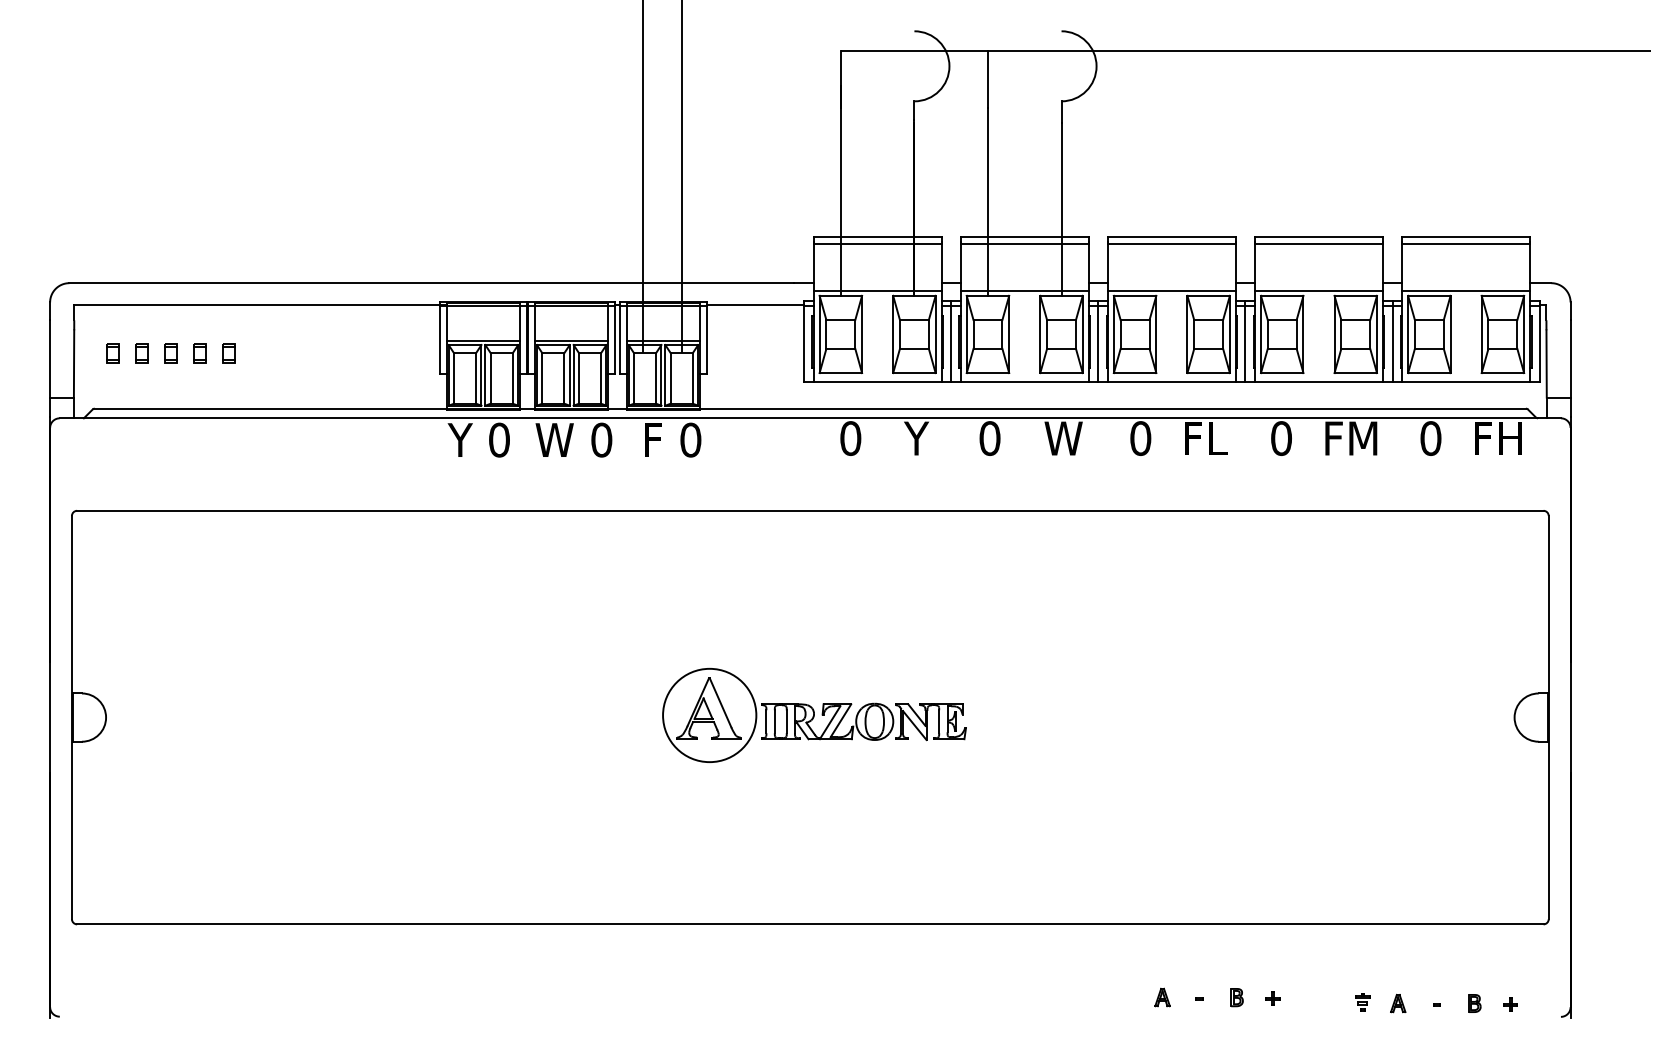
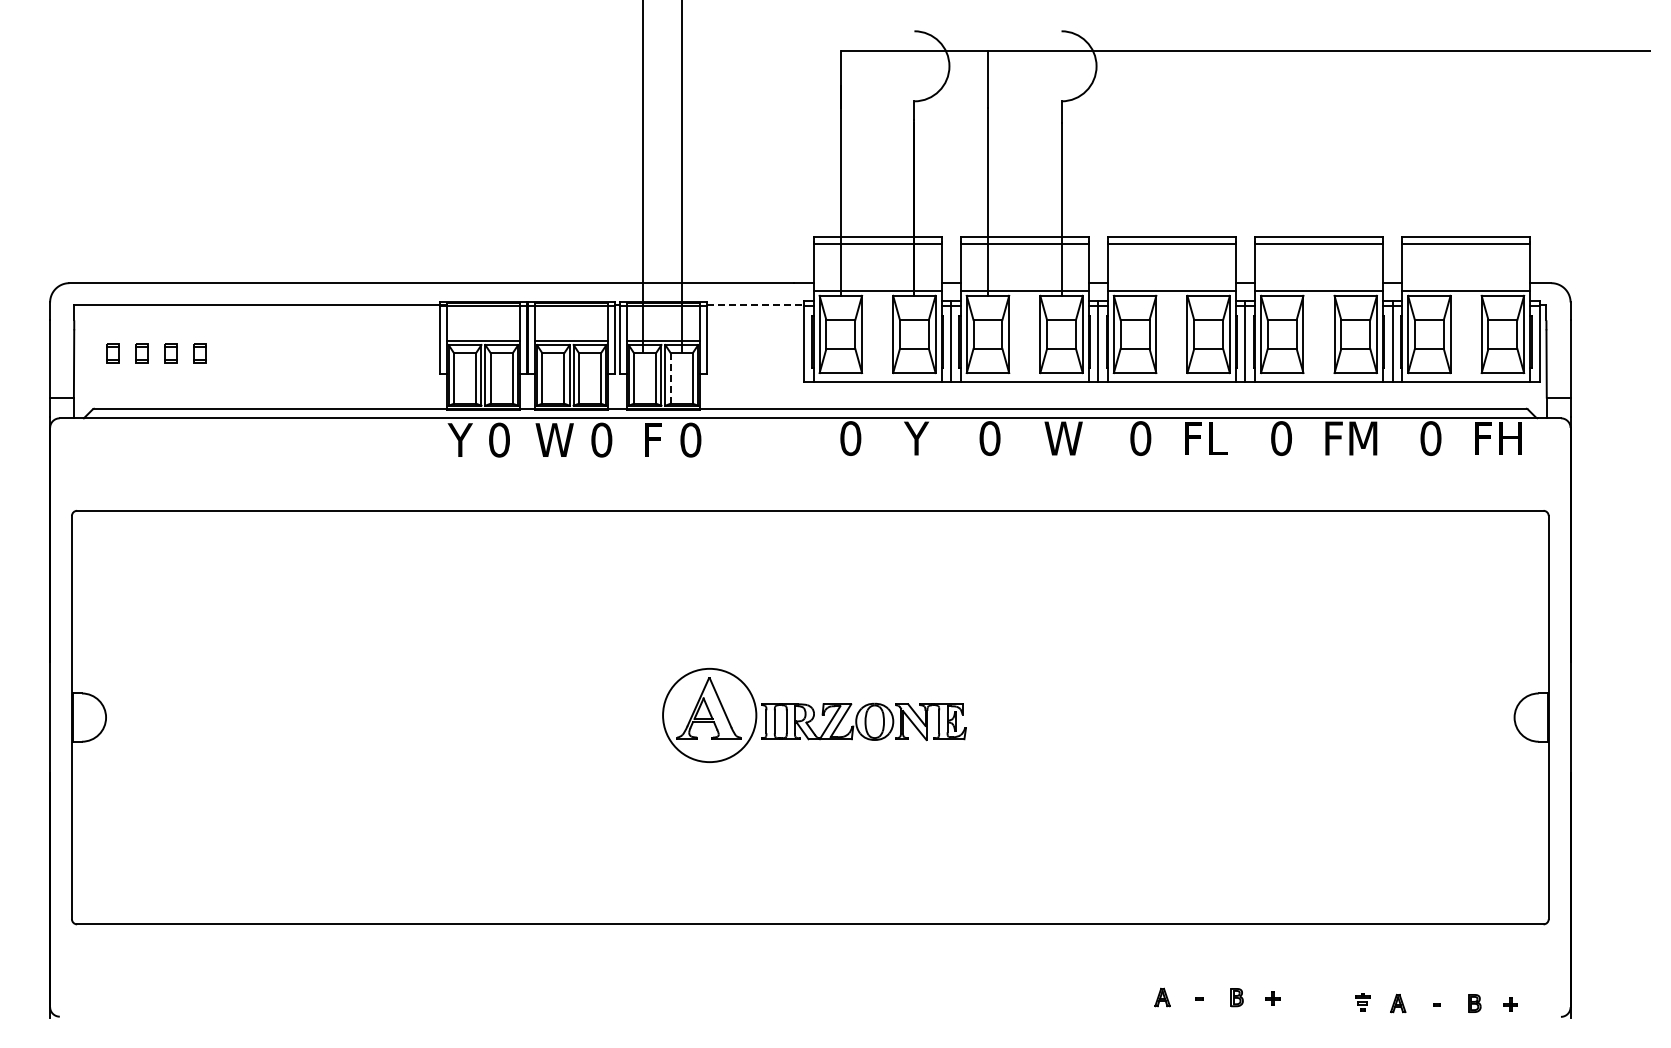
line: solid -> dashed (755, 304)
part: present -> none (228, 353)
line: solid -> dashed (670, 377)
